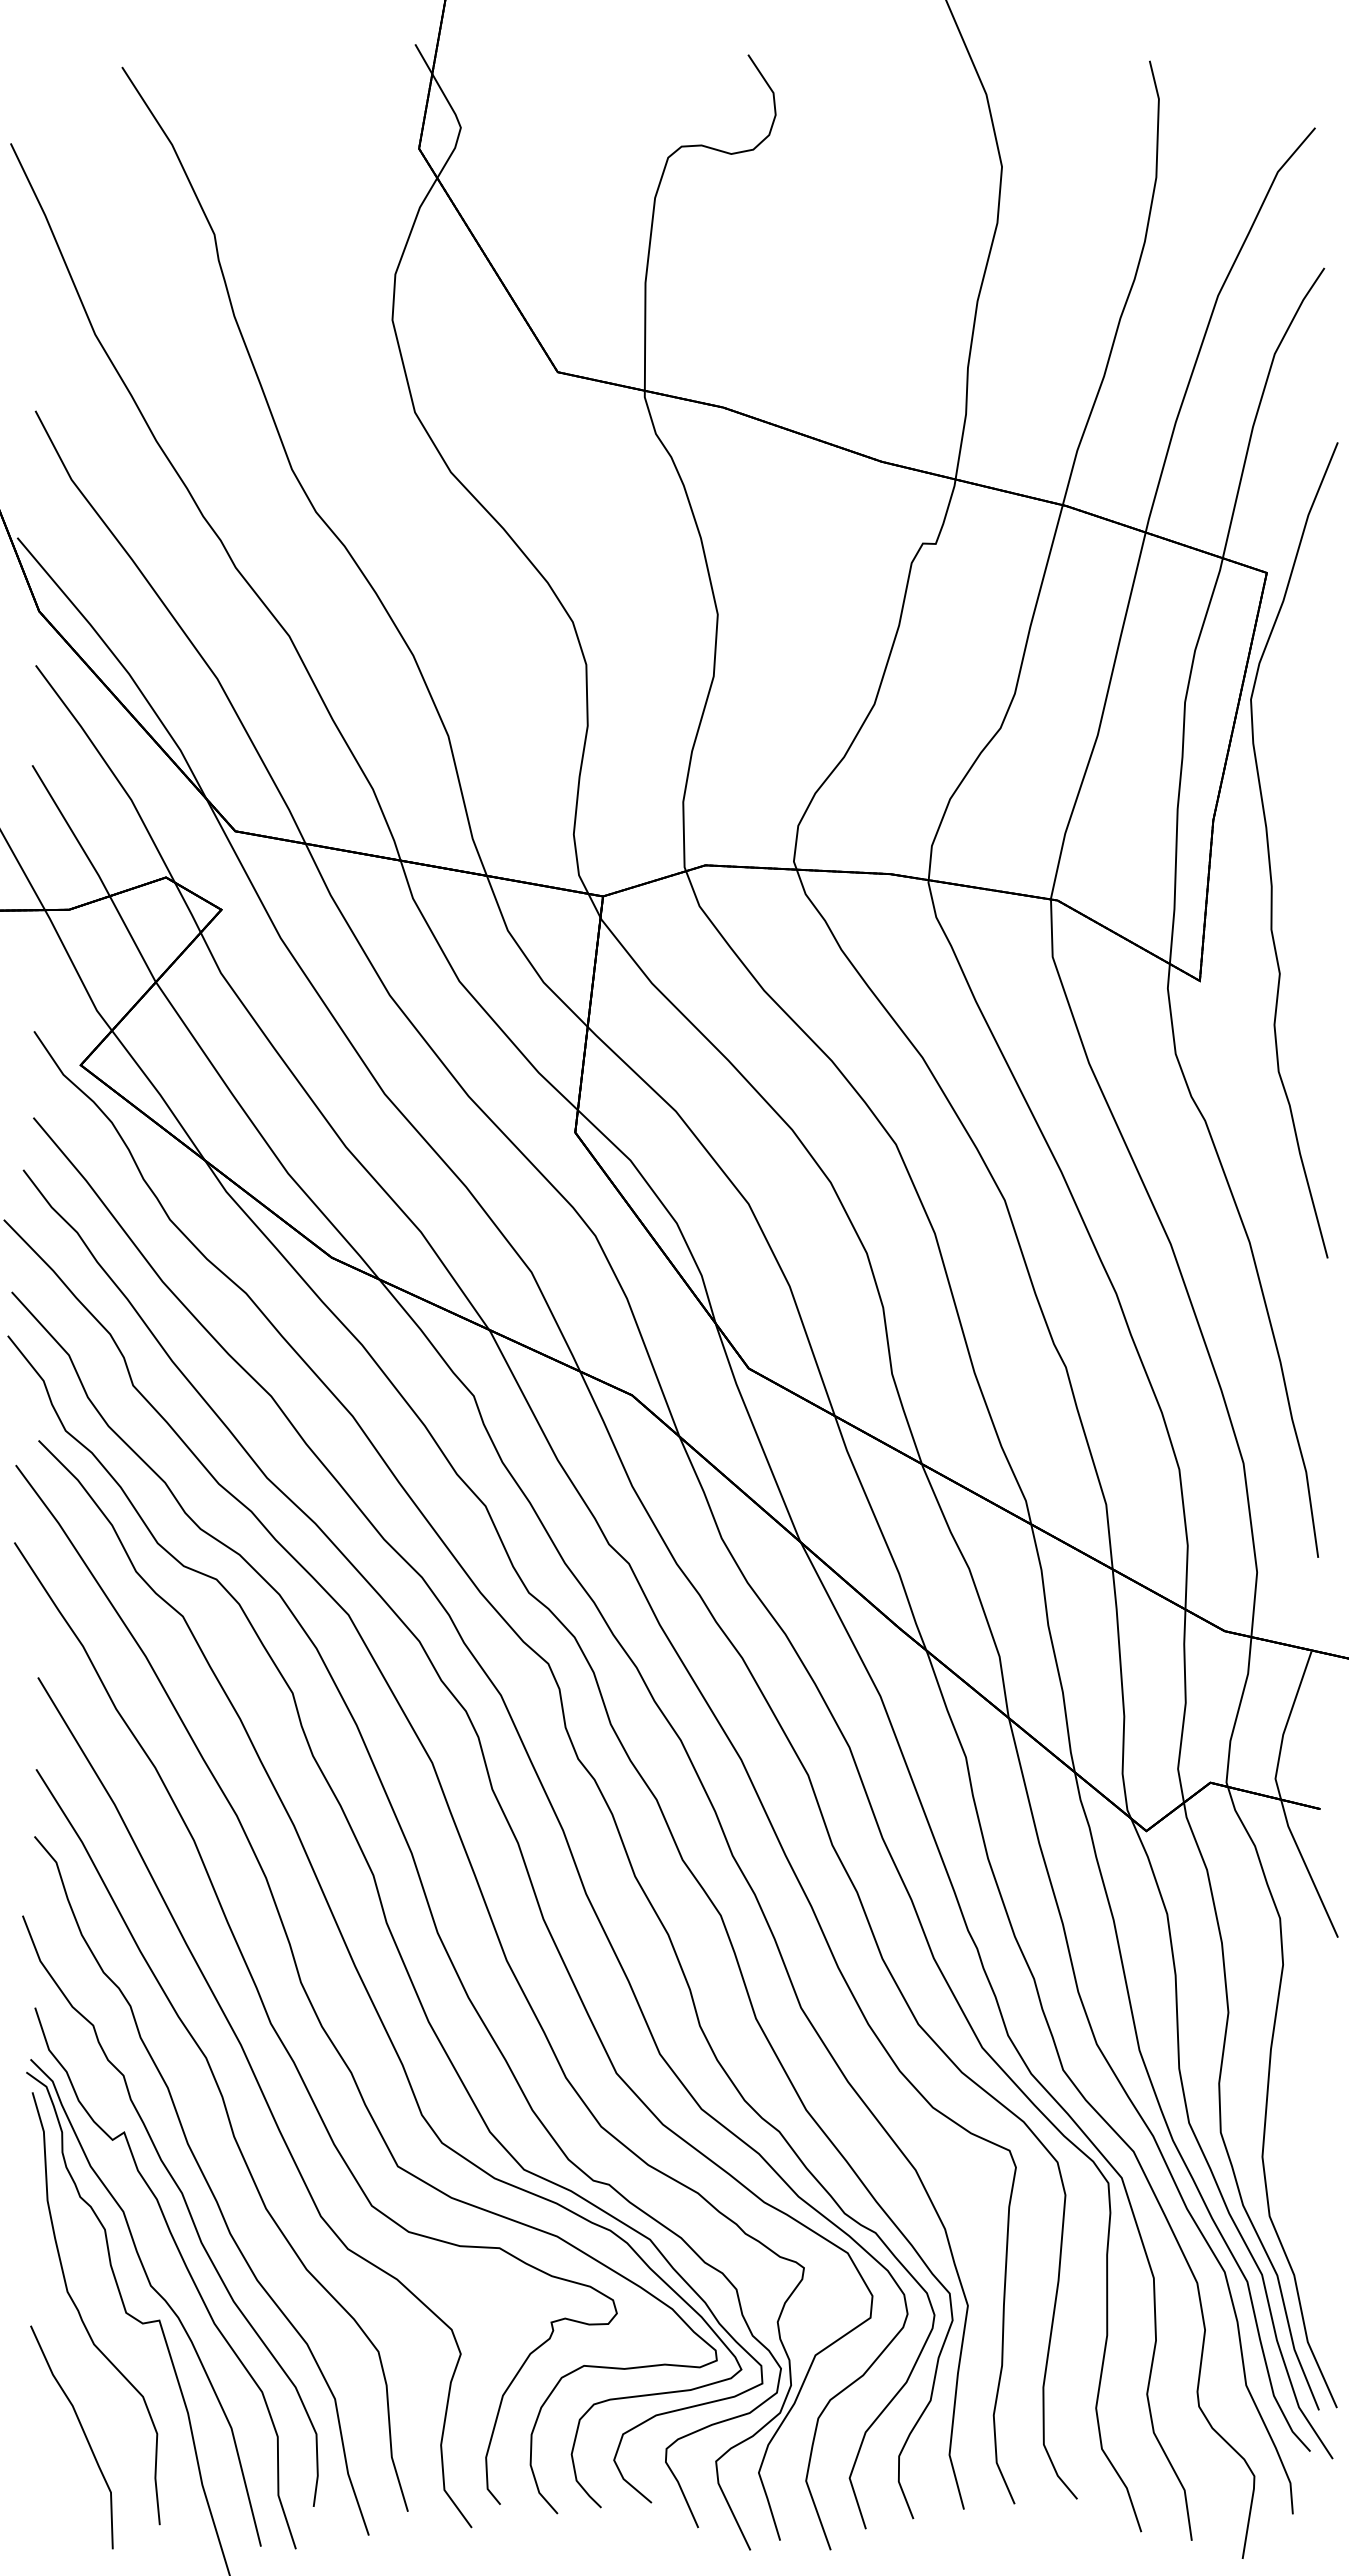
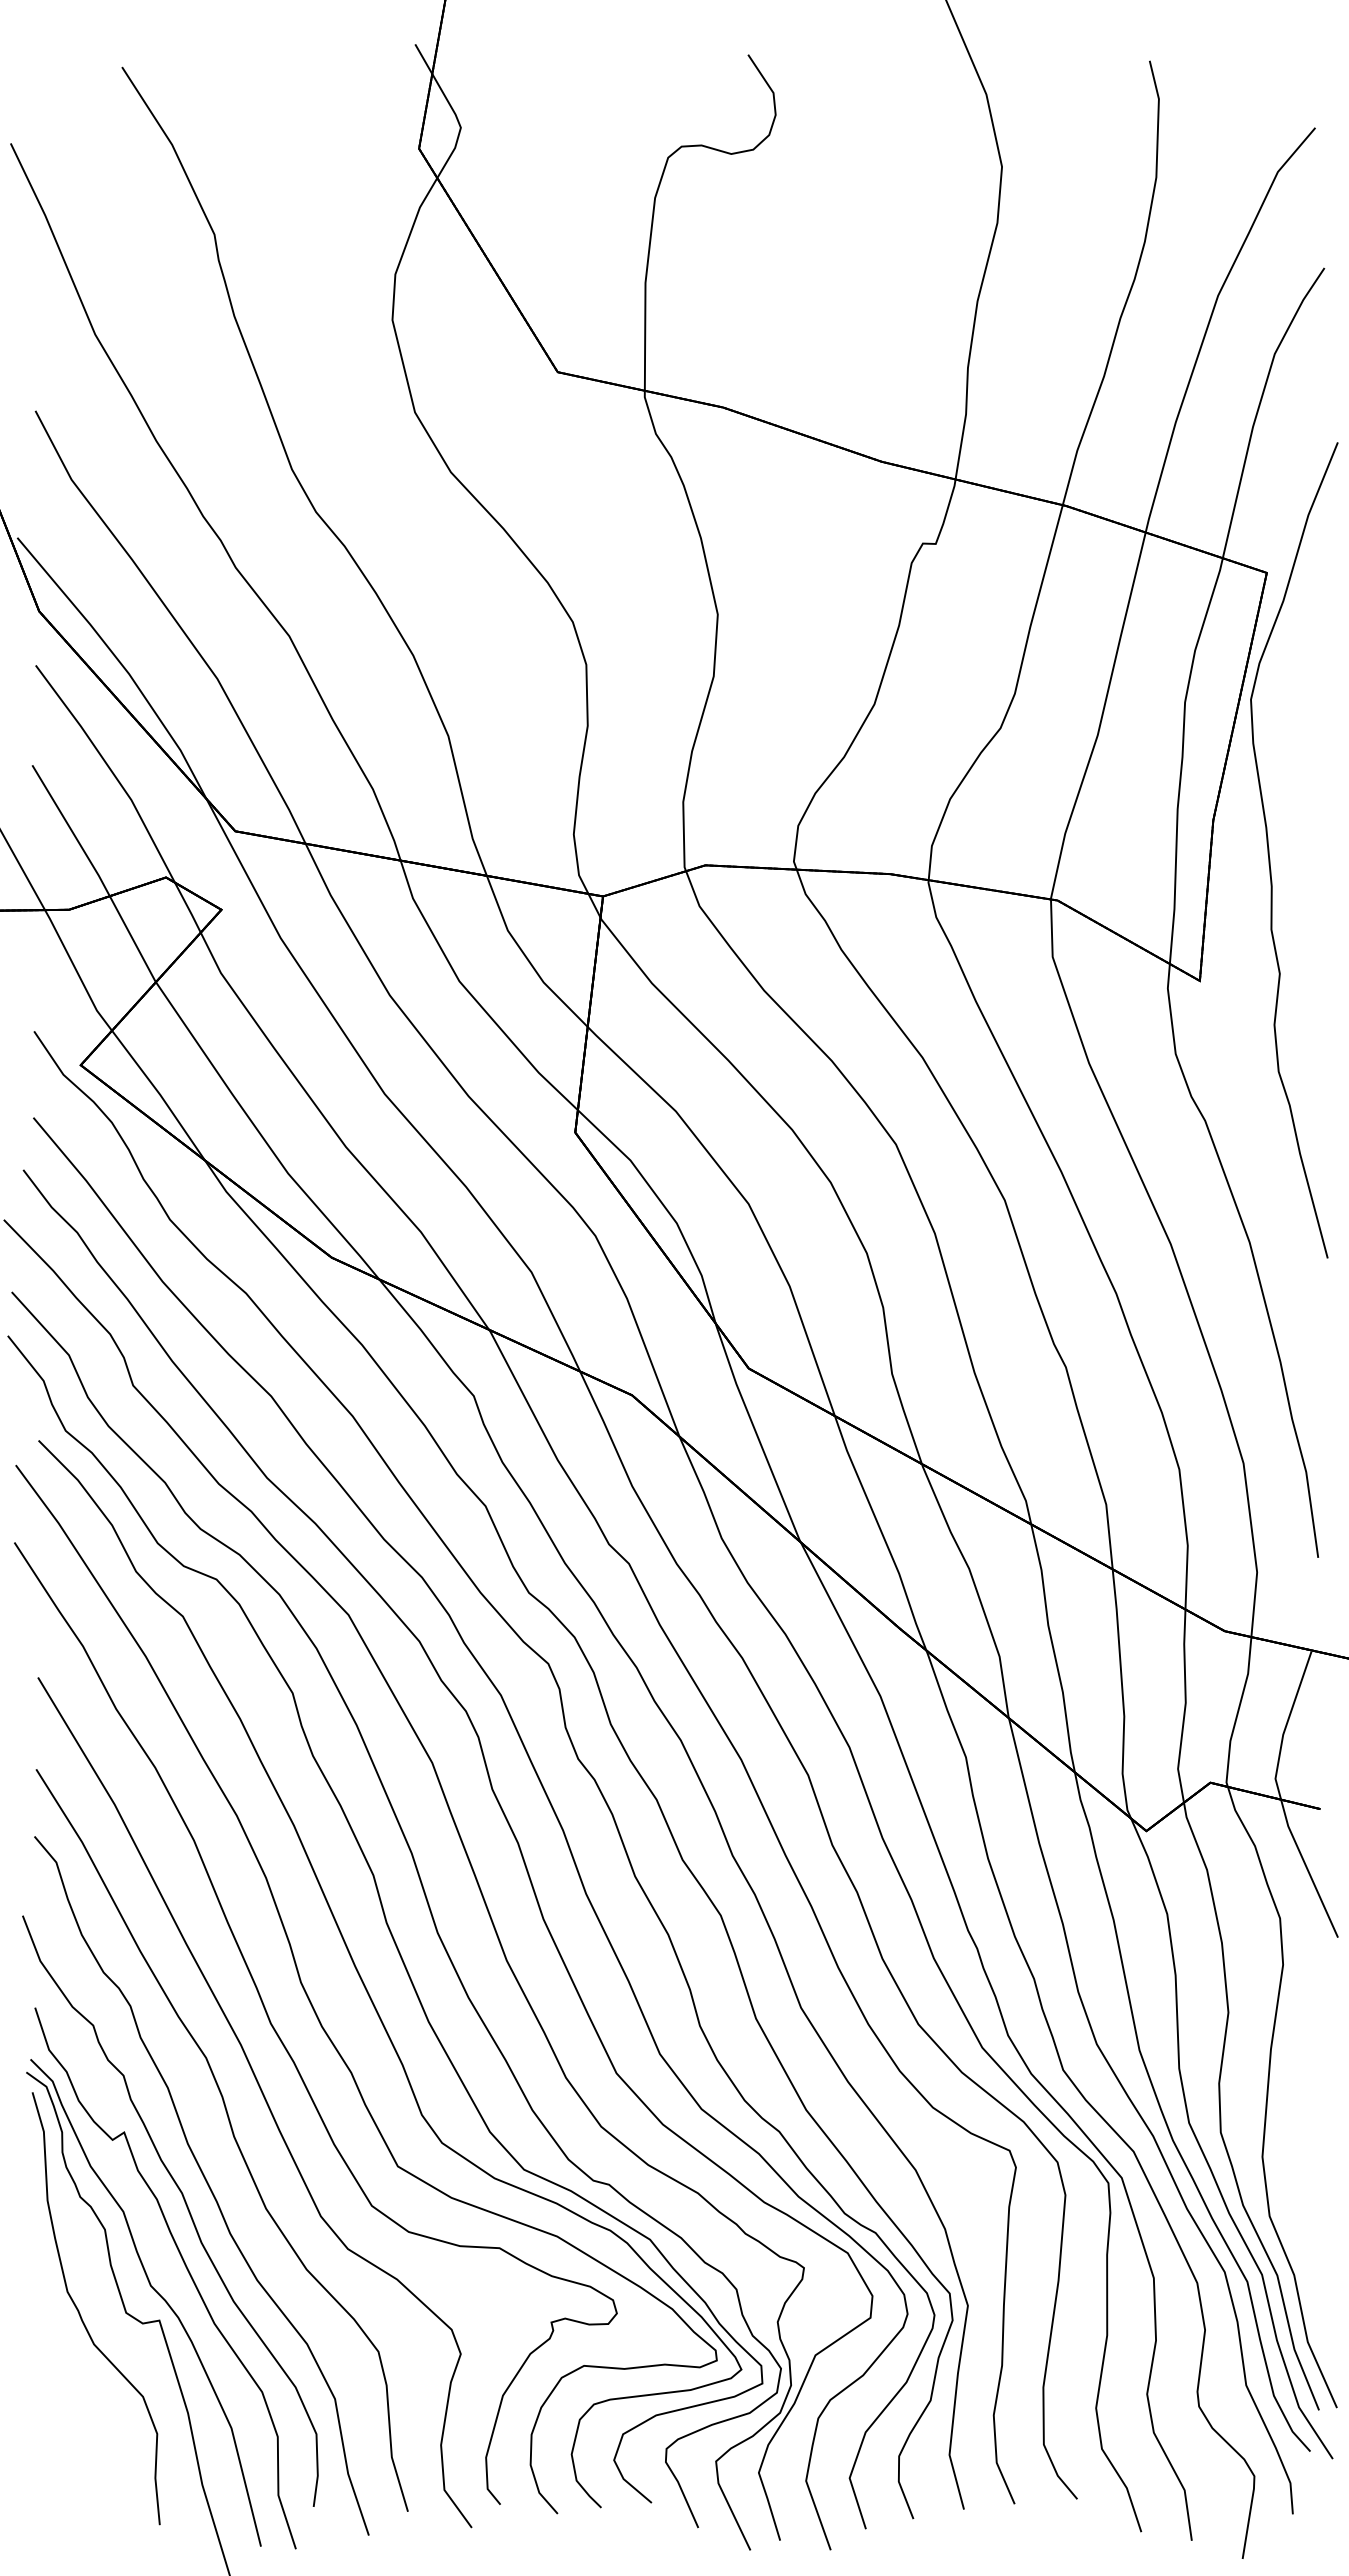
curve: present -> none (82, 2431)
